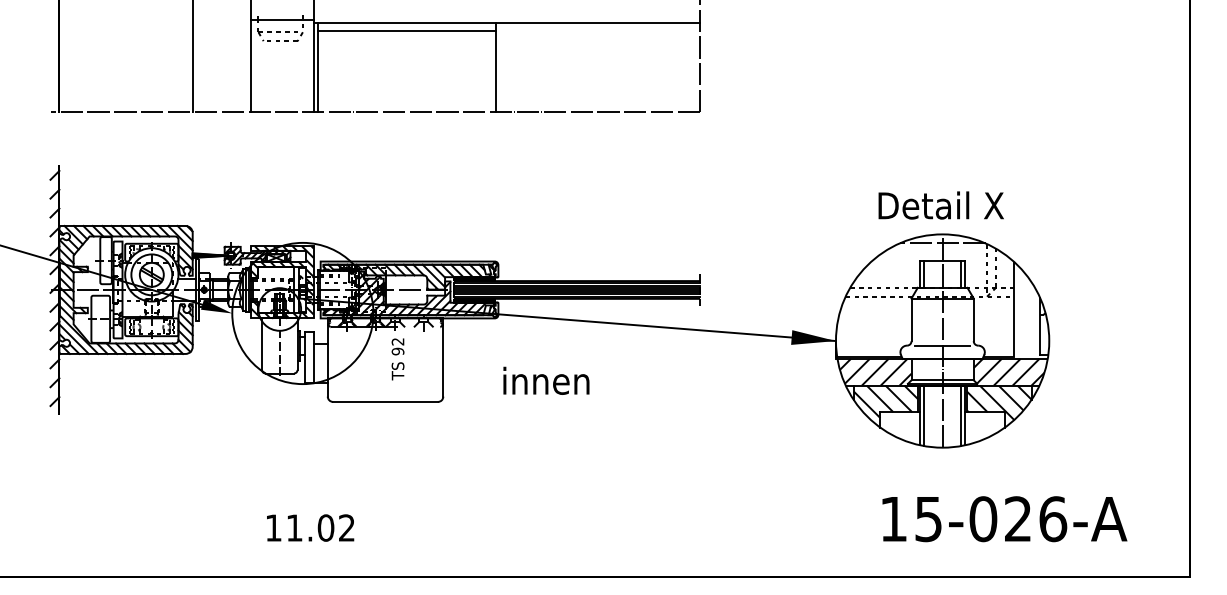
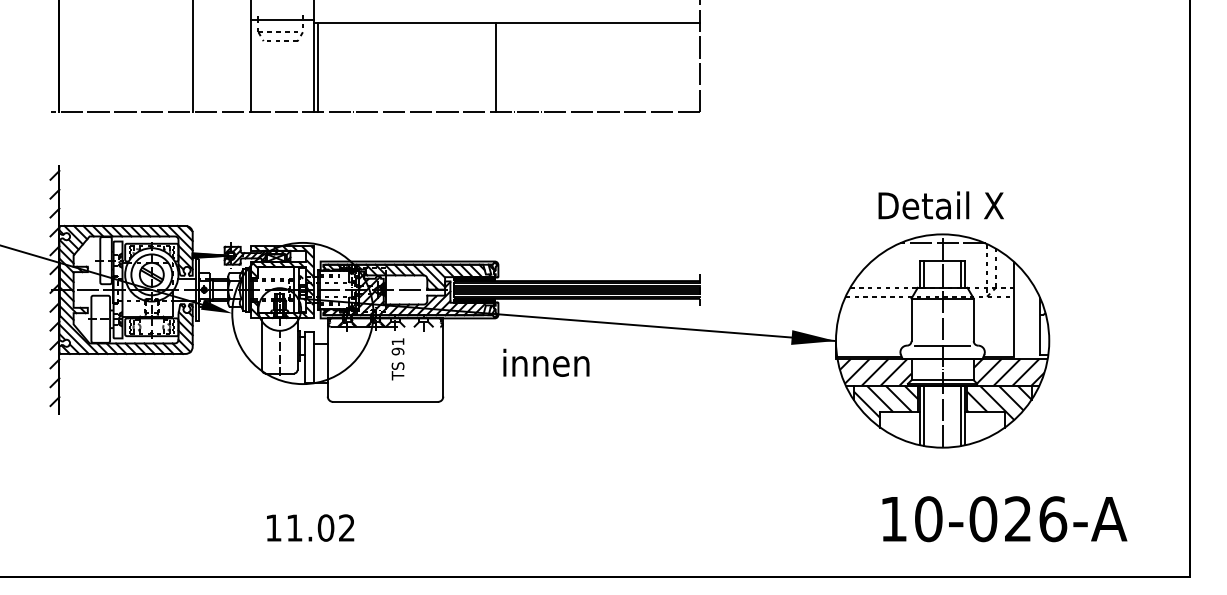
line: present -> none (406, 31)
text: 92 -> 91 (397, 341)
text position: (546, 380) -> (546, 362) (546, 362)
text: 15-026-A -> 10-026-A (928, 519)
